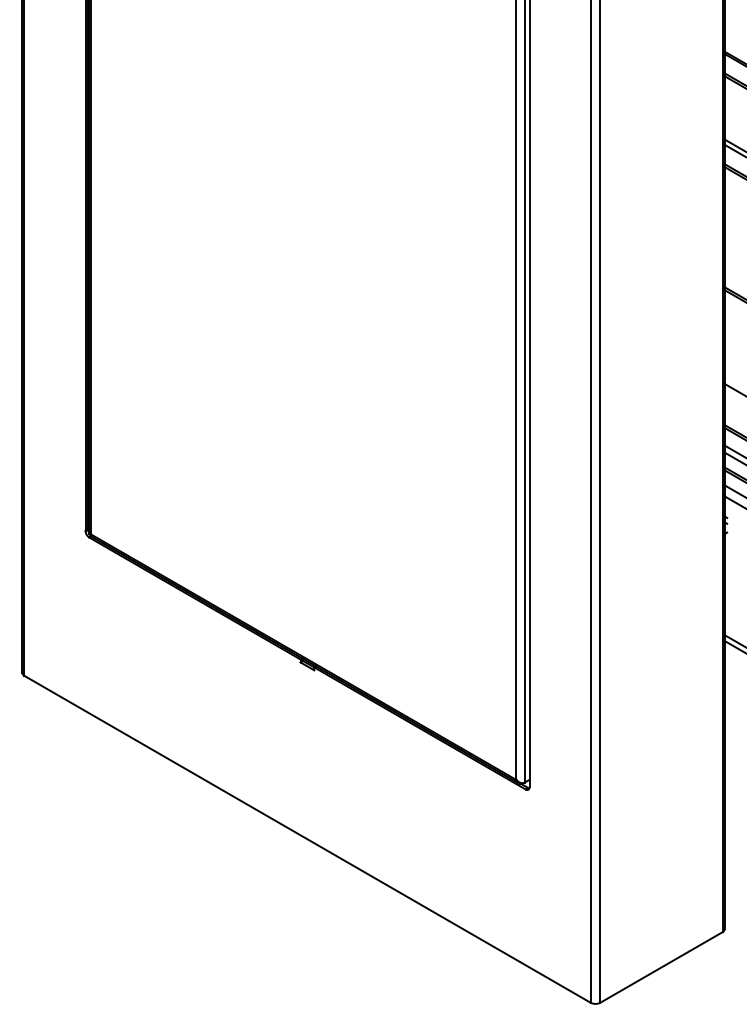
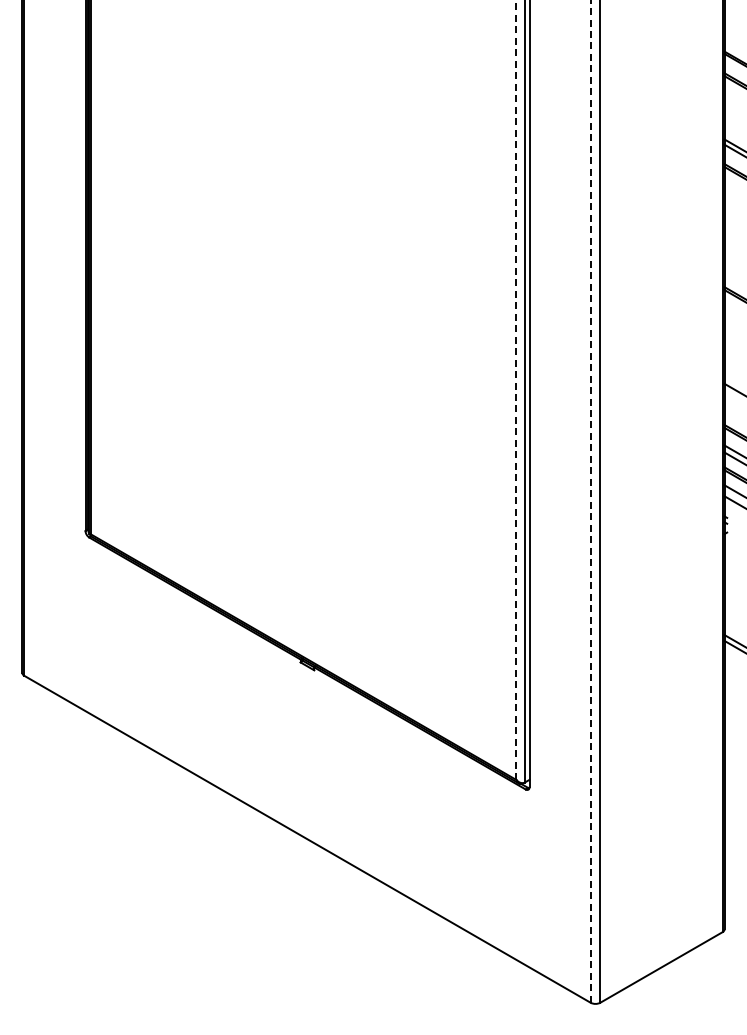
line: solid -> dashed (516, 390)
line: solid -> dashed (590, 501)
